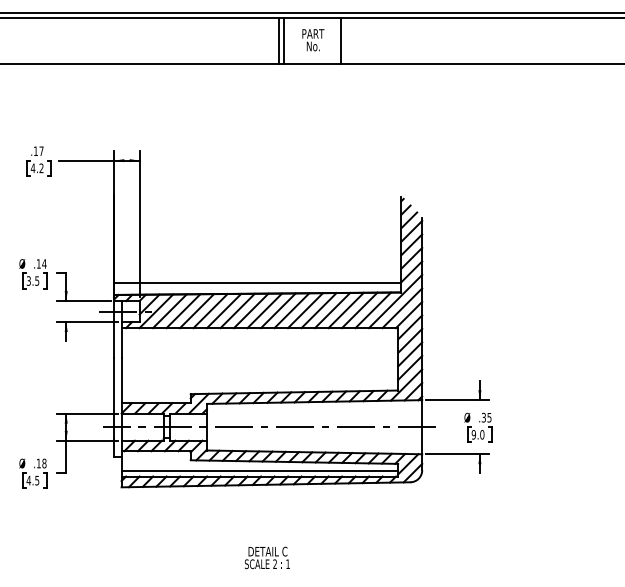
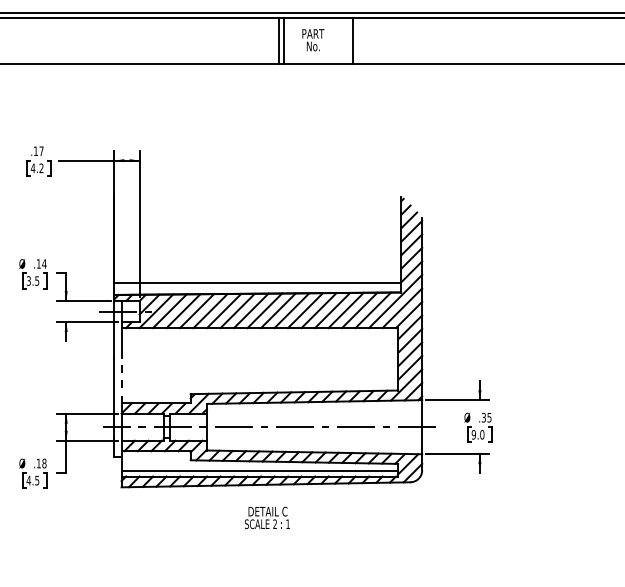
line position: (340, 40) -> (352, 40) (352, 40)
line: solid -> dashed (121, 380)
text position: (267, 557) -> (267, 517) (267, 517)
